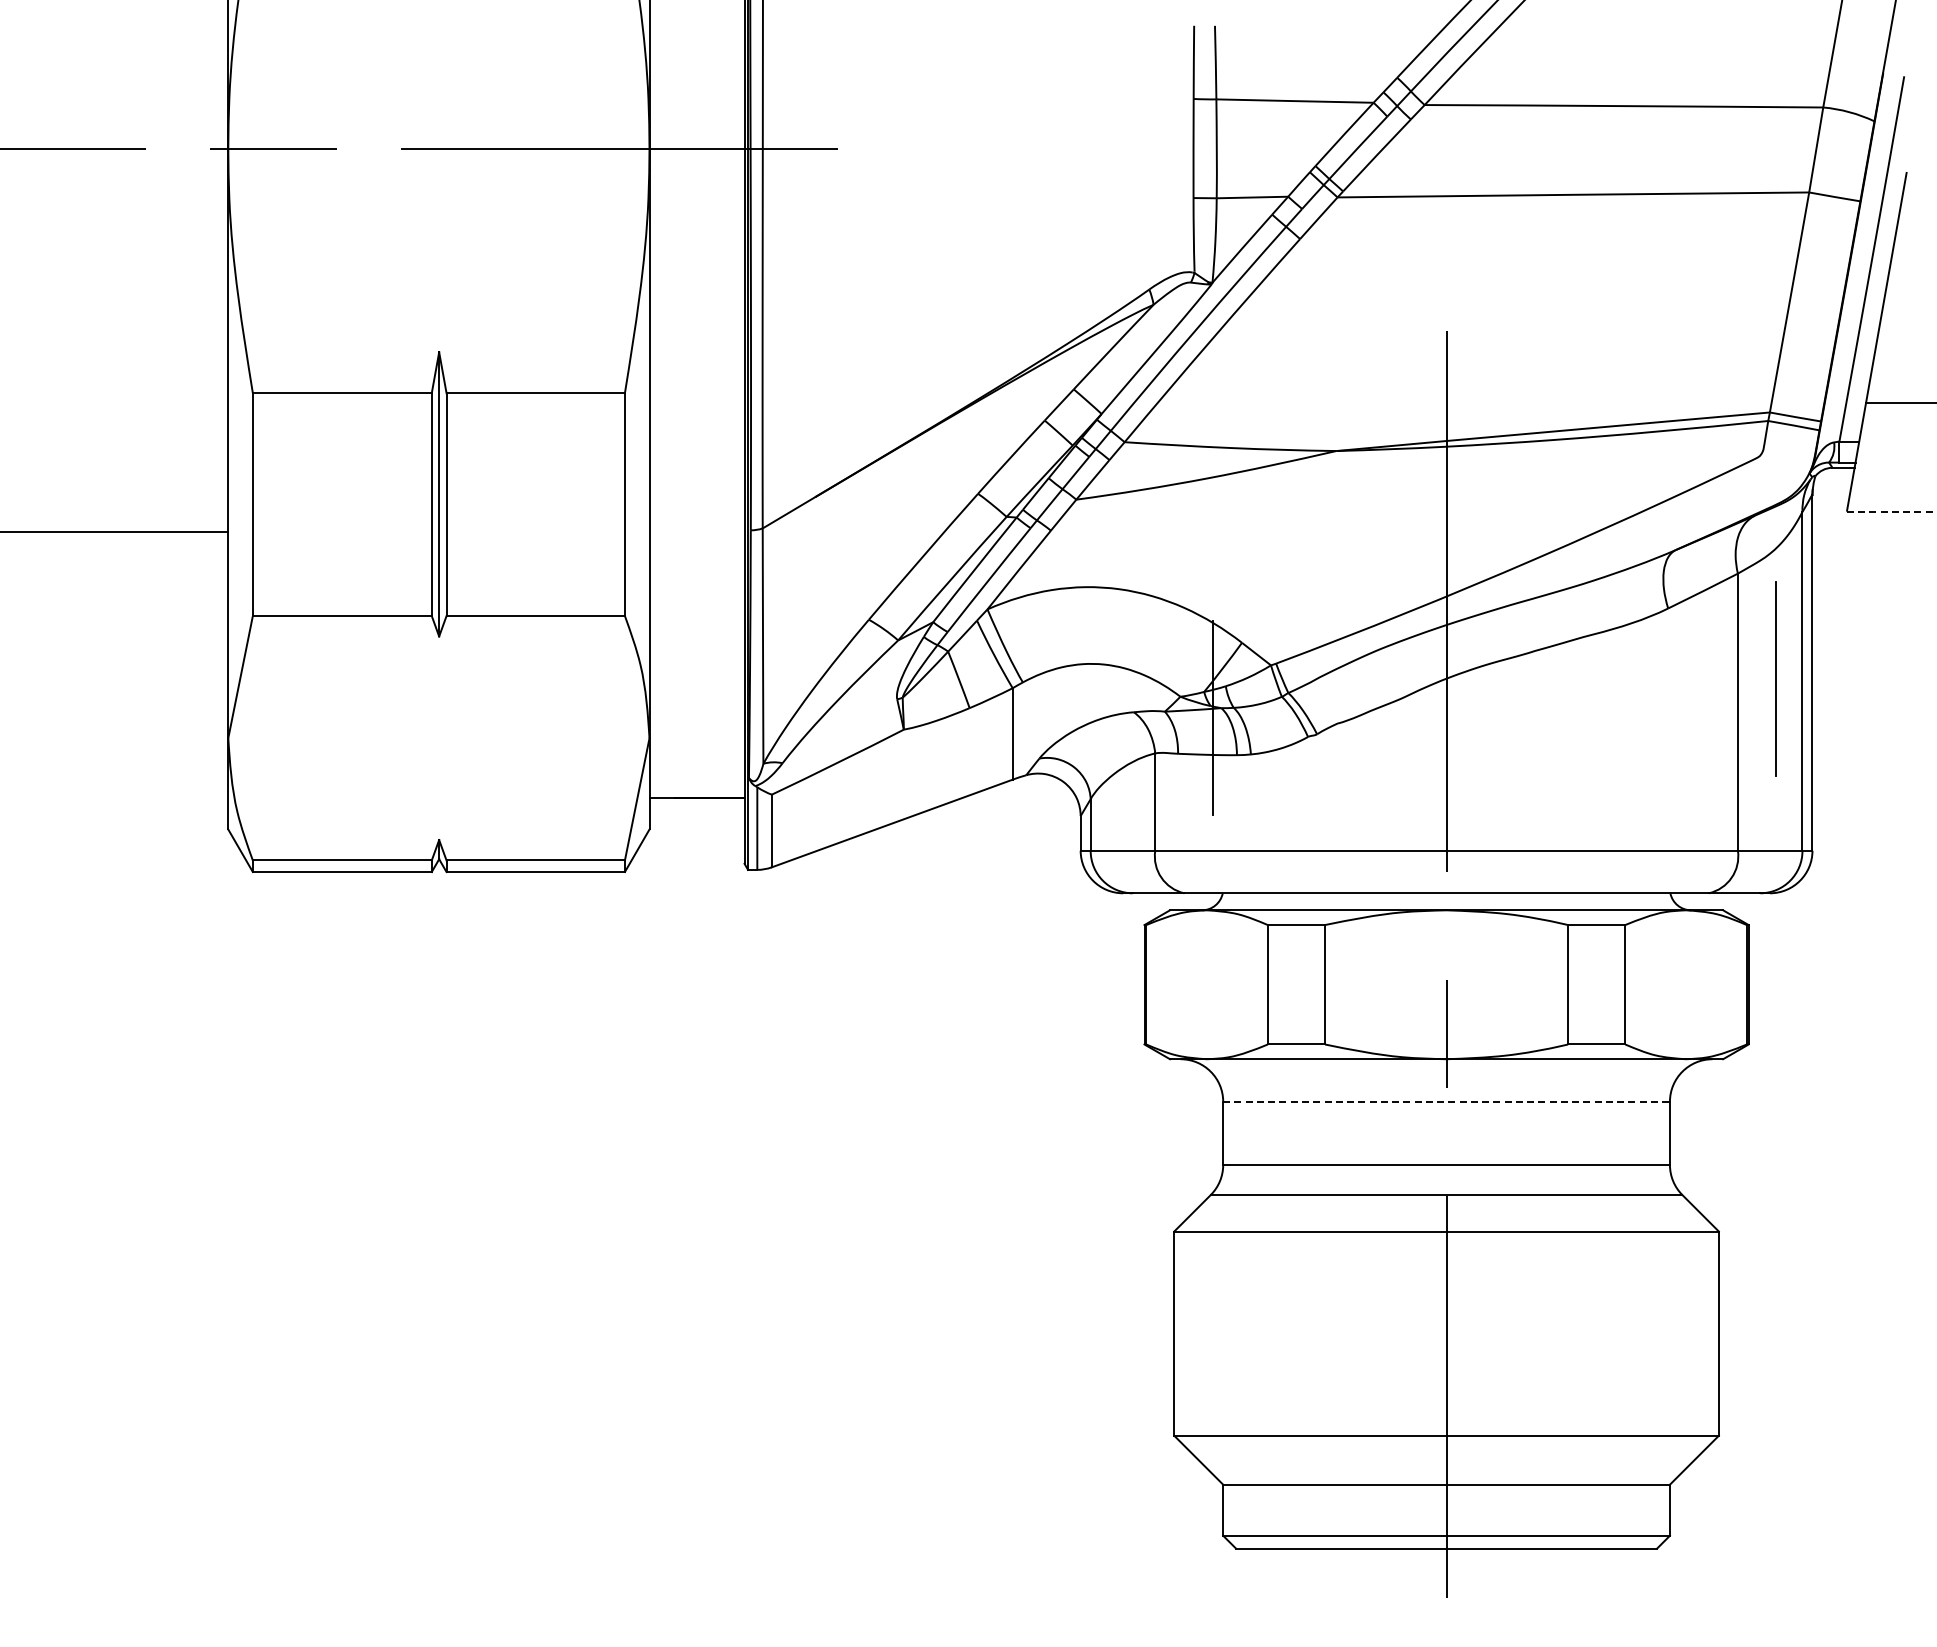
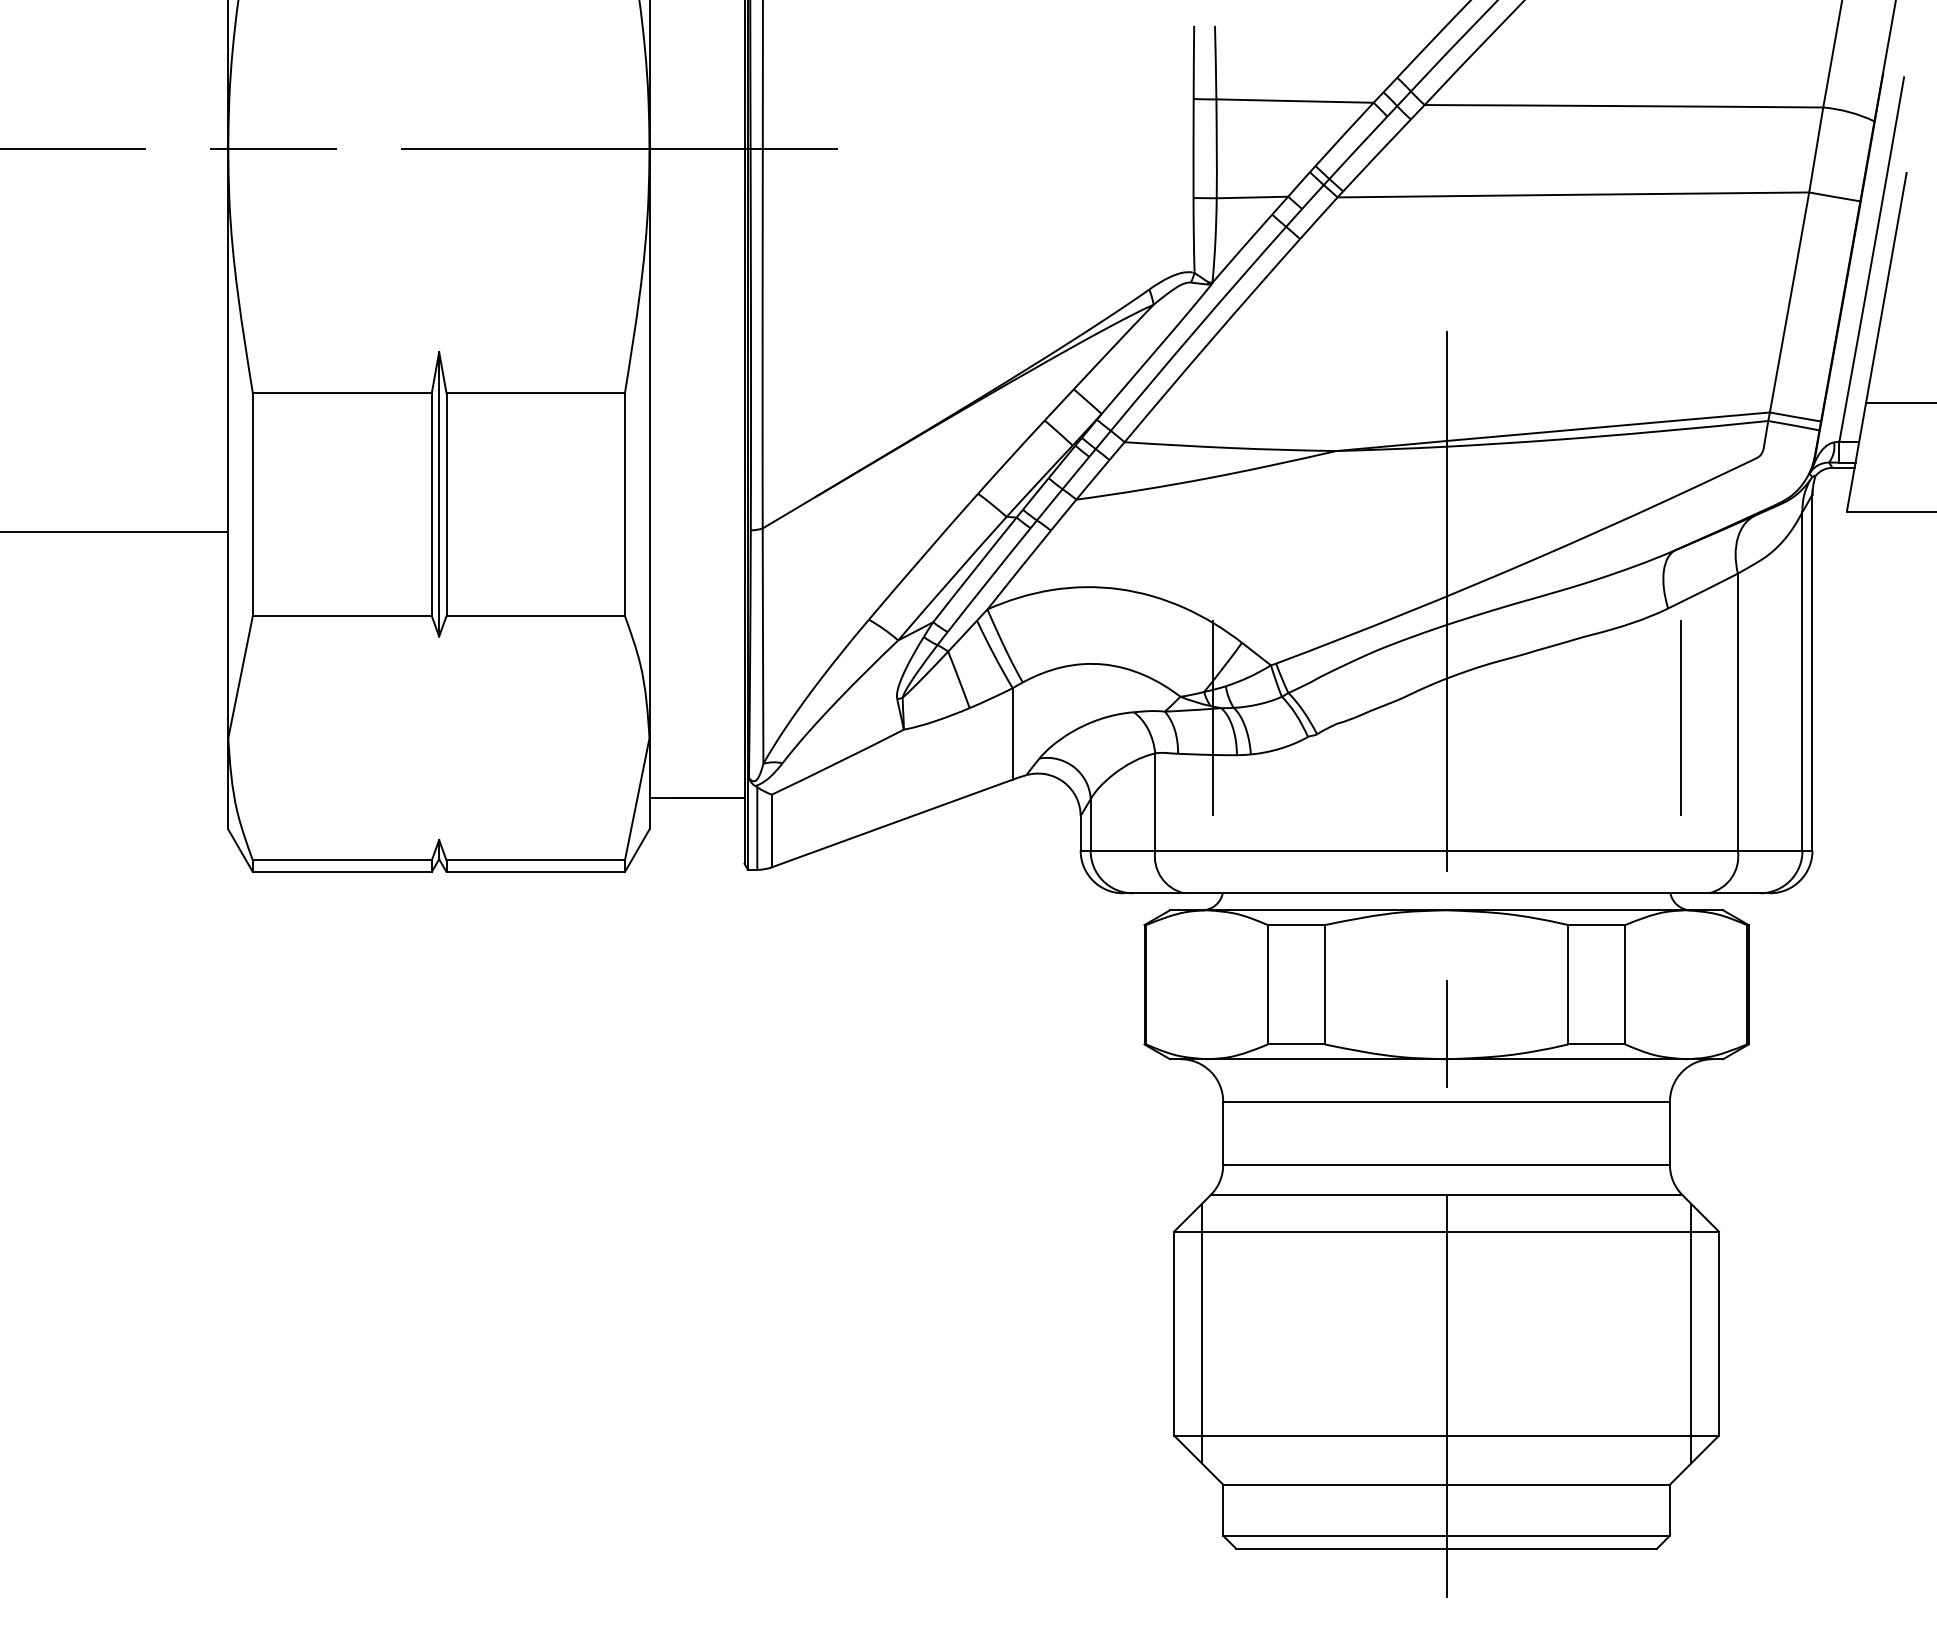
line: dashed -> solid (1891, 511)
line position: (1775, 678) -> (1680, 717) (1680, 717)
line: dashed -> solid (1447, 1101)
line: none -> present (1201, 1333)
line: none -> present (1691, 1333)
